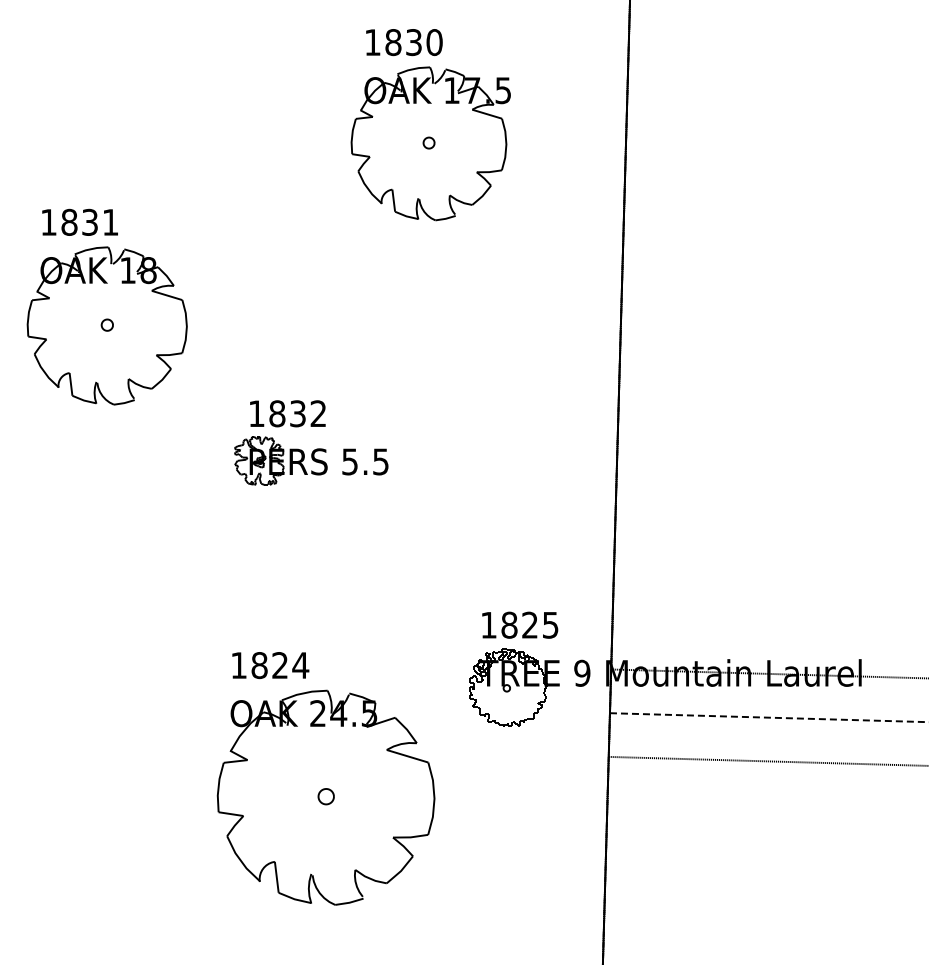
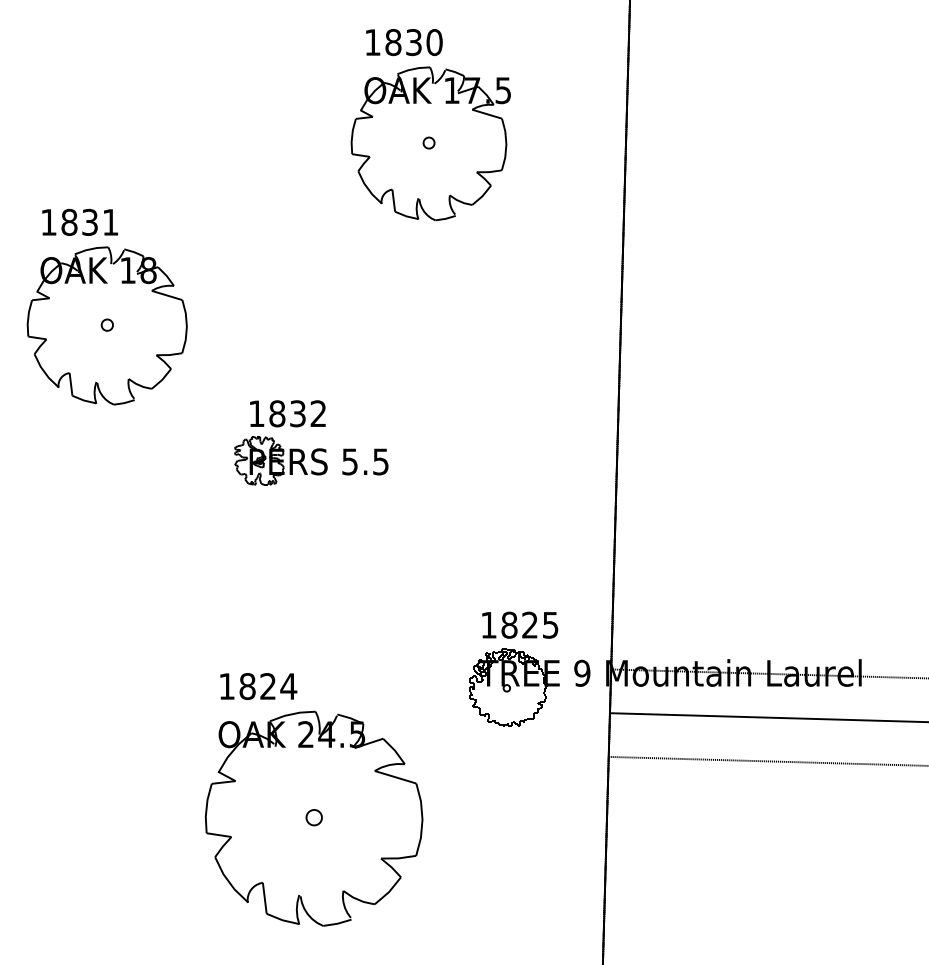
line: dashed -> solid (769, 717)
part position: (325, 778) -> (313, 799) (313, 799)
